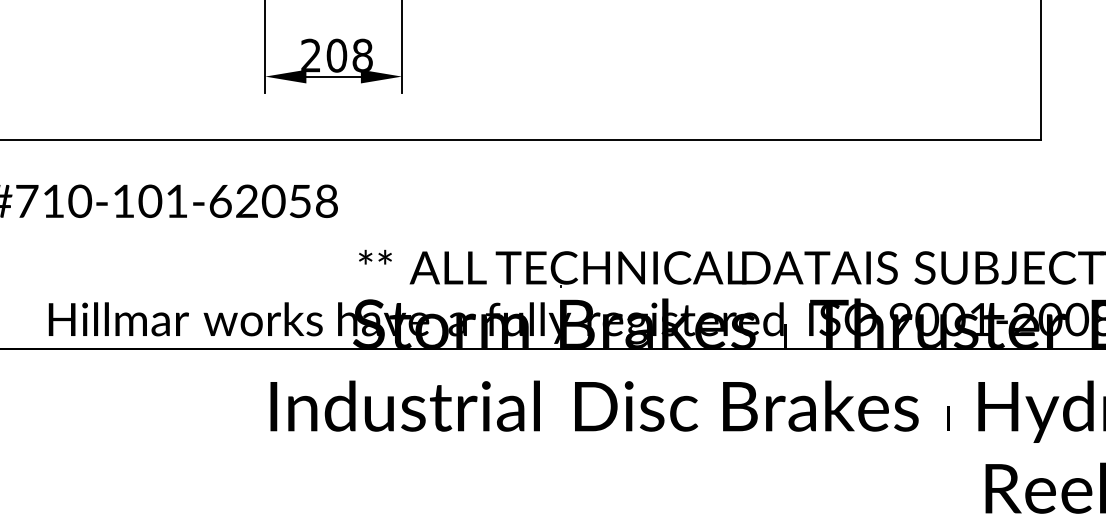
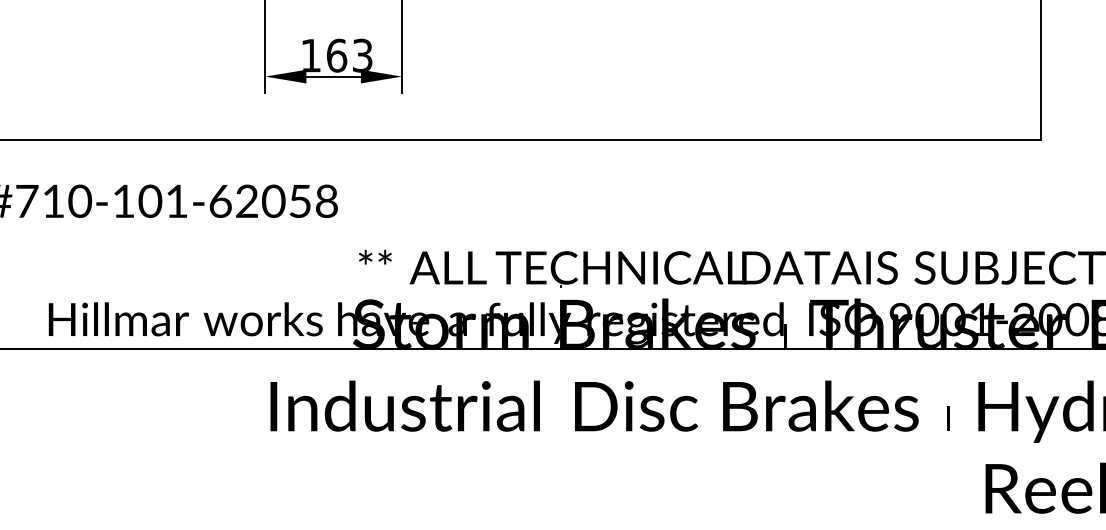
text: 208 -> 163 (336, 55)
